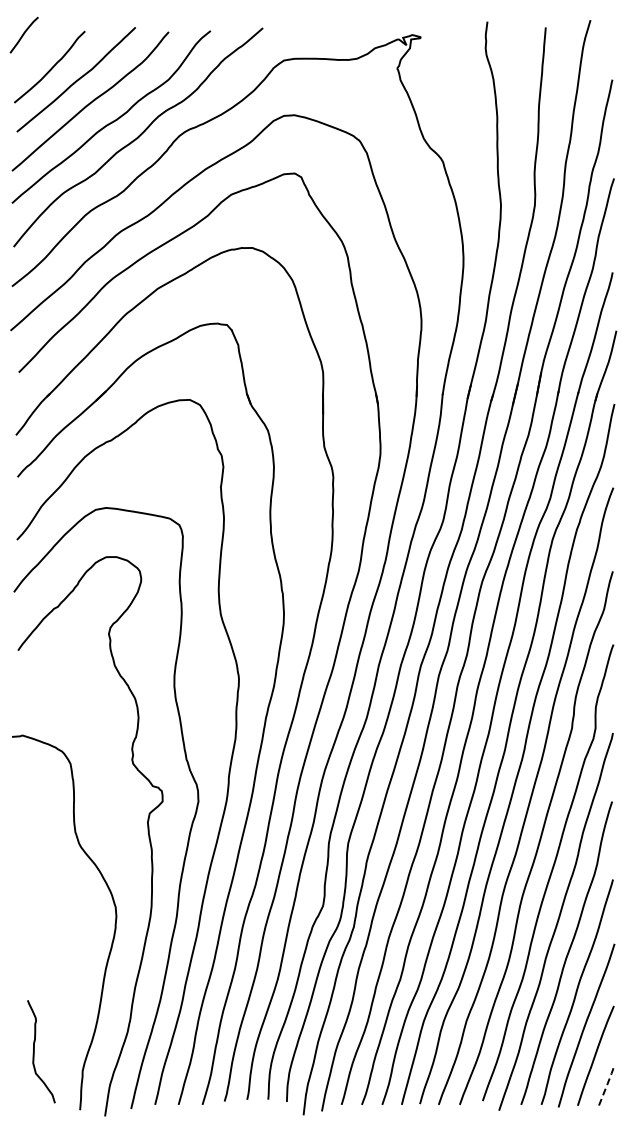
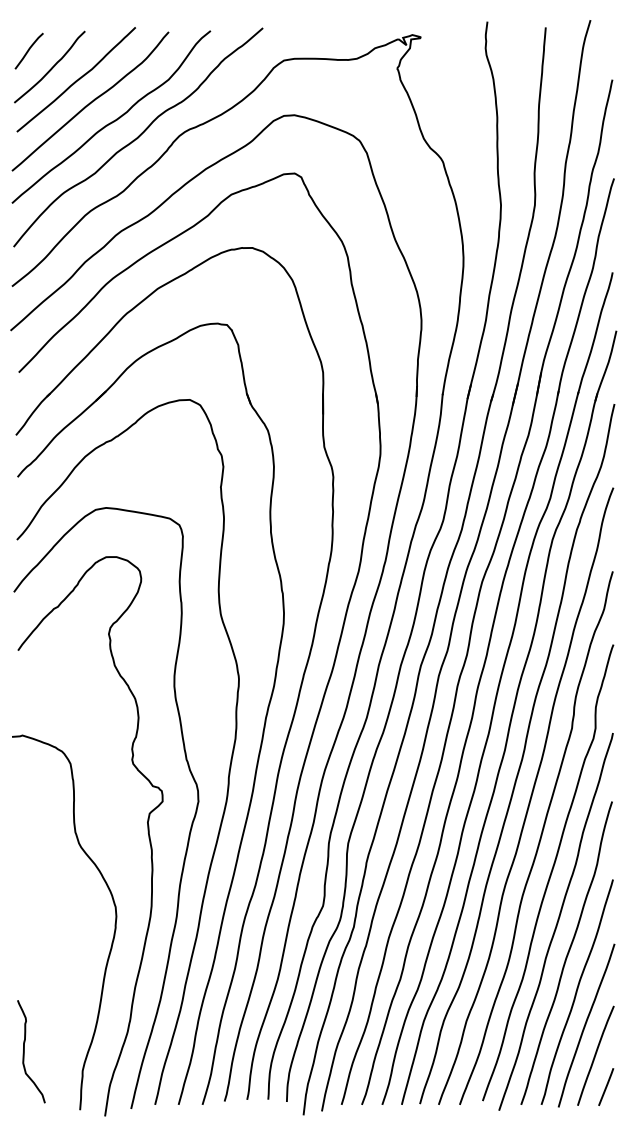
curve position: (23, 34) -> (28, 50) (28, 50)
curve position: (34, 1051) -> (24, 1051) (24, 1051)
line: dashed -> solid (606, 1085)
